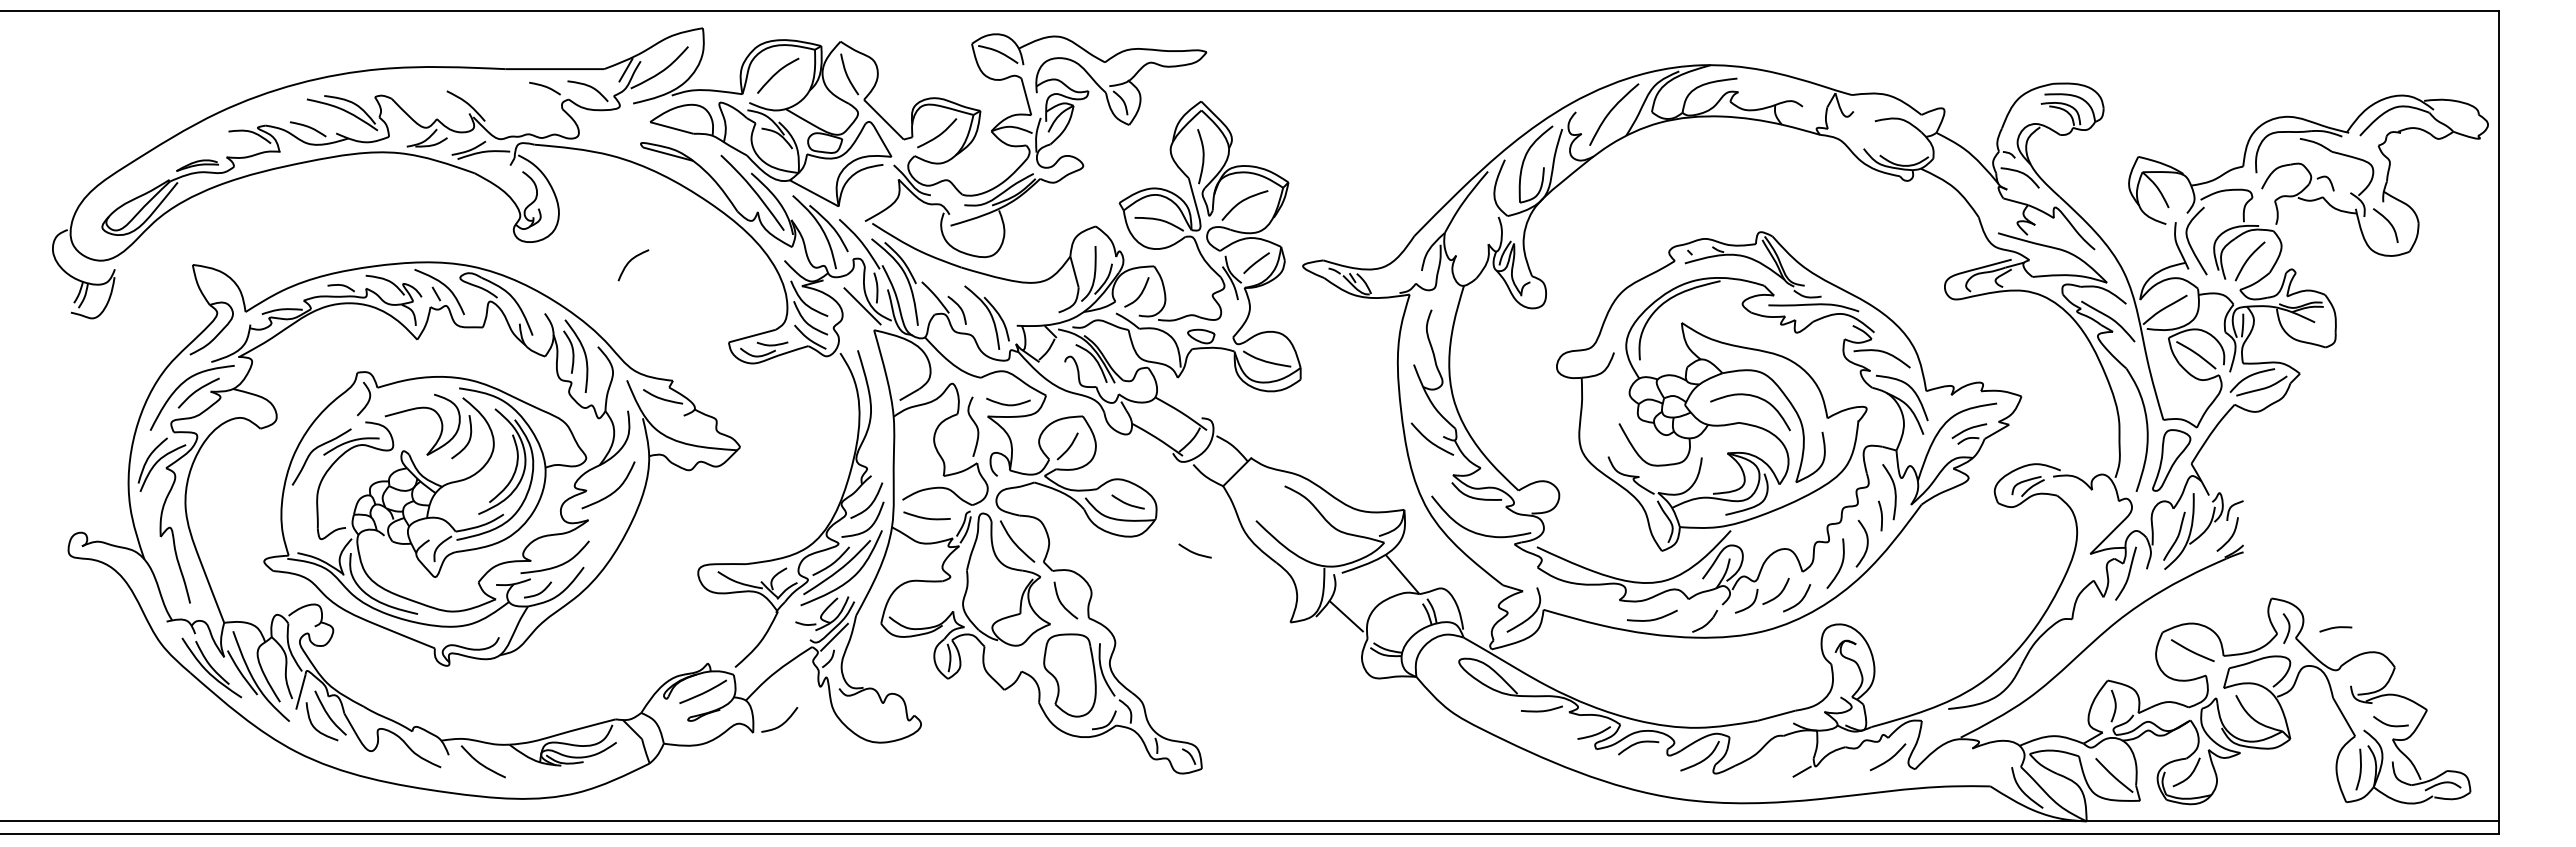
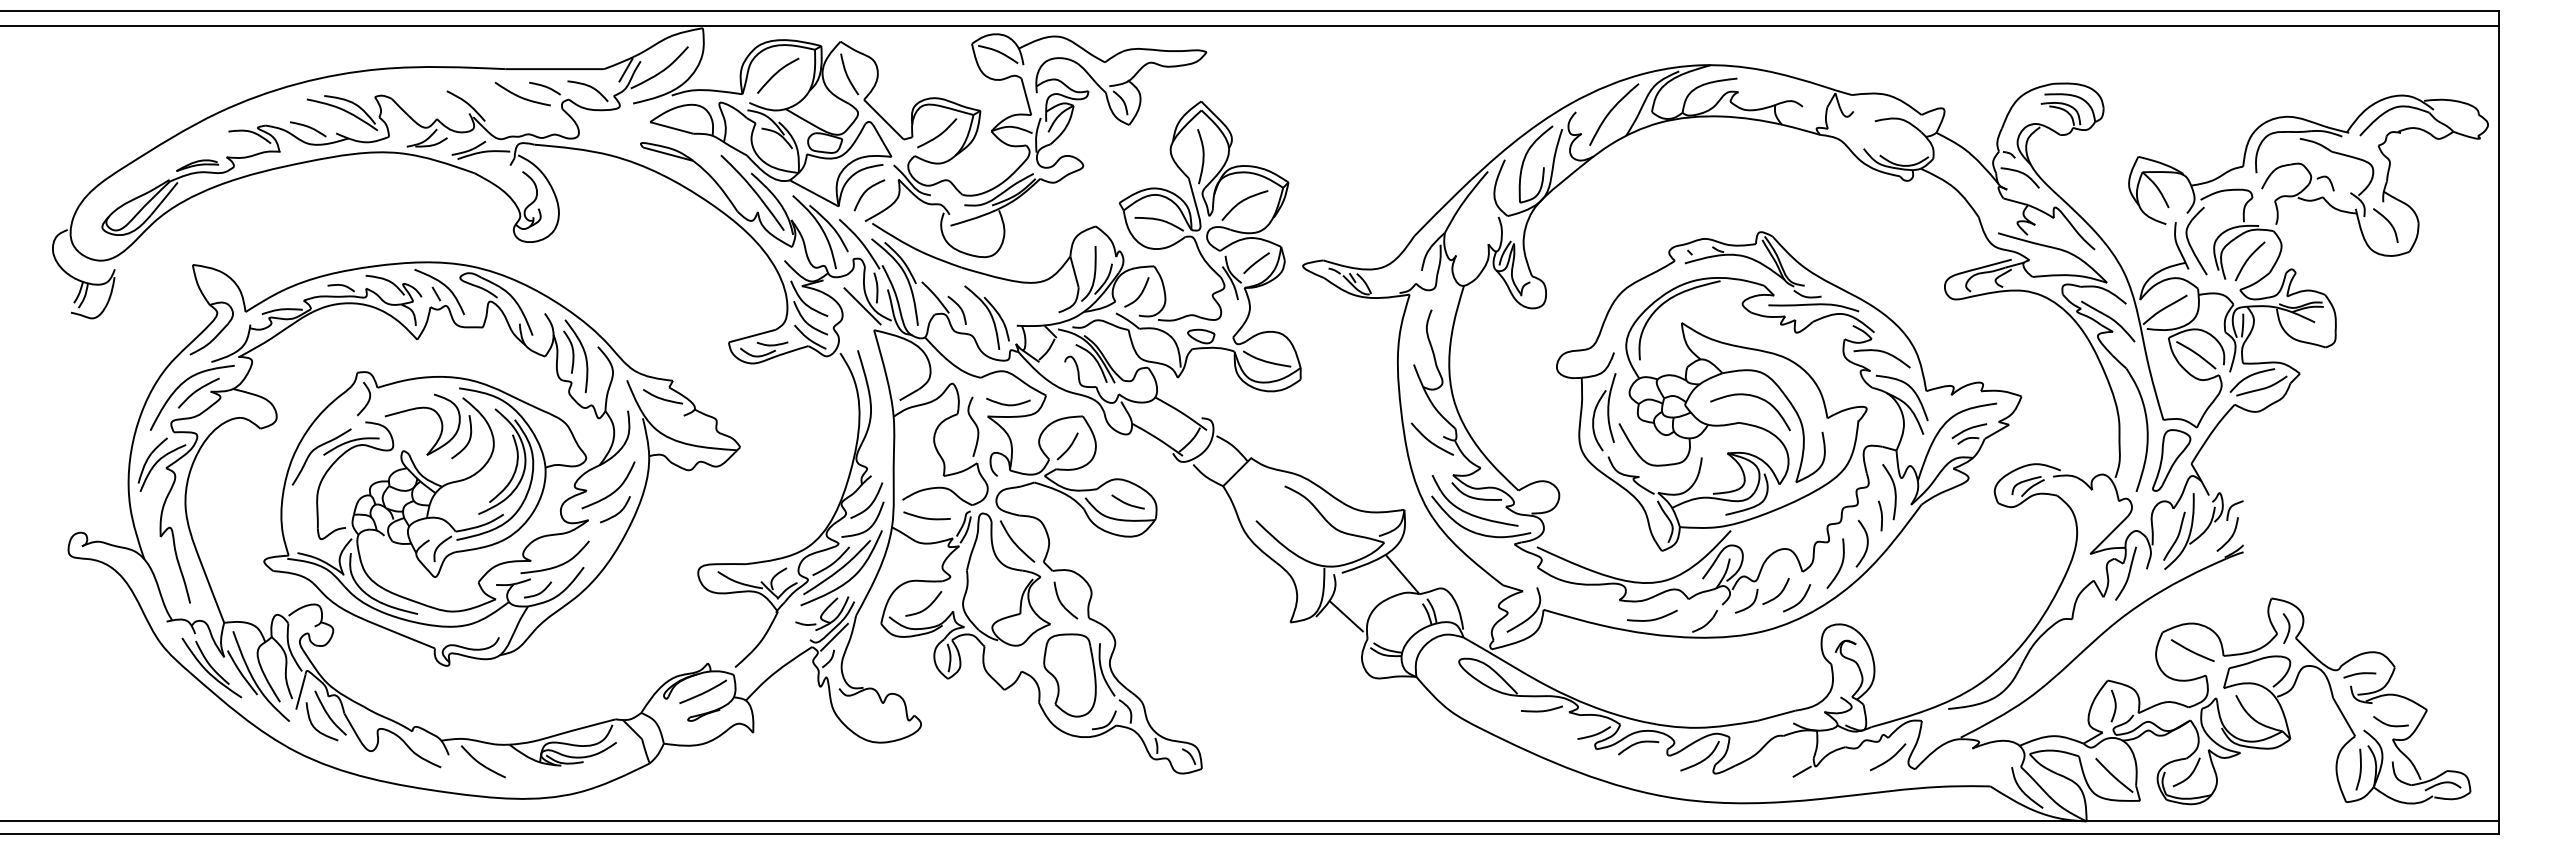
line: none -> present (1250, 25)
curve: none -> present (521, 96)
curve position: (629, 263) -> (865, 193) (865, 193)
part: none -> present (1604, 412)
curve: none -> present (617, 512)
curve: none -> present (1471, 513)
curve: present -> none (1193, 551)
curve position: (2335, 628) -> (2359, 674) (2359, 674)
curve position: (783, 722) -> (927, 606) (927, 606)
